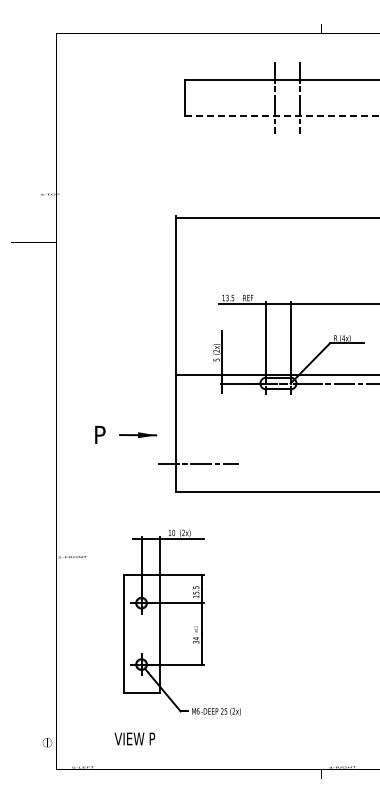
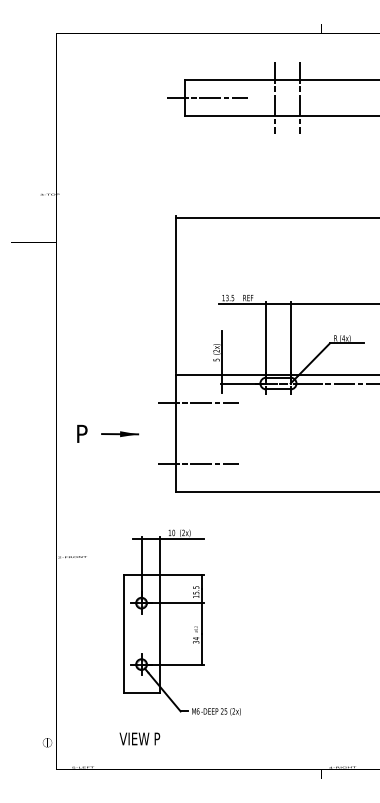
line: none -> present (207, 98)
line: dashed -> solid (282, 116)
line: none -> present (198, 402)
part position: (126, 434) -> (108, 433) (108, 433)
text position: (134, 738) -> (139, 738) (139, 738)
